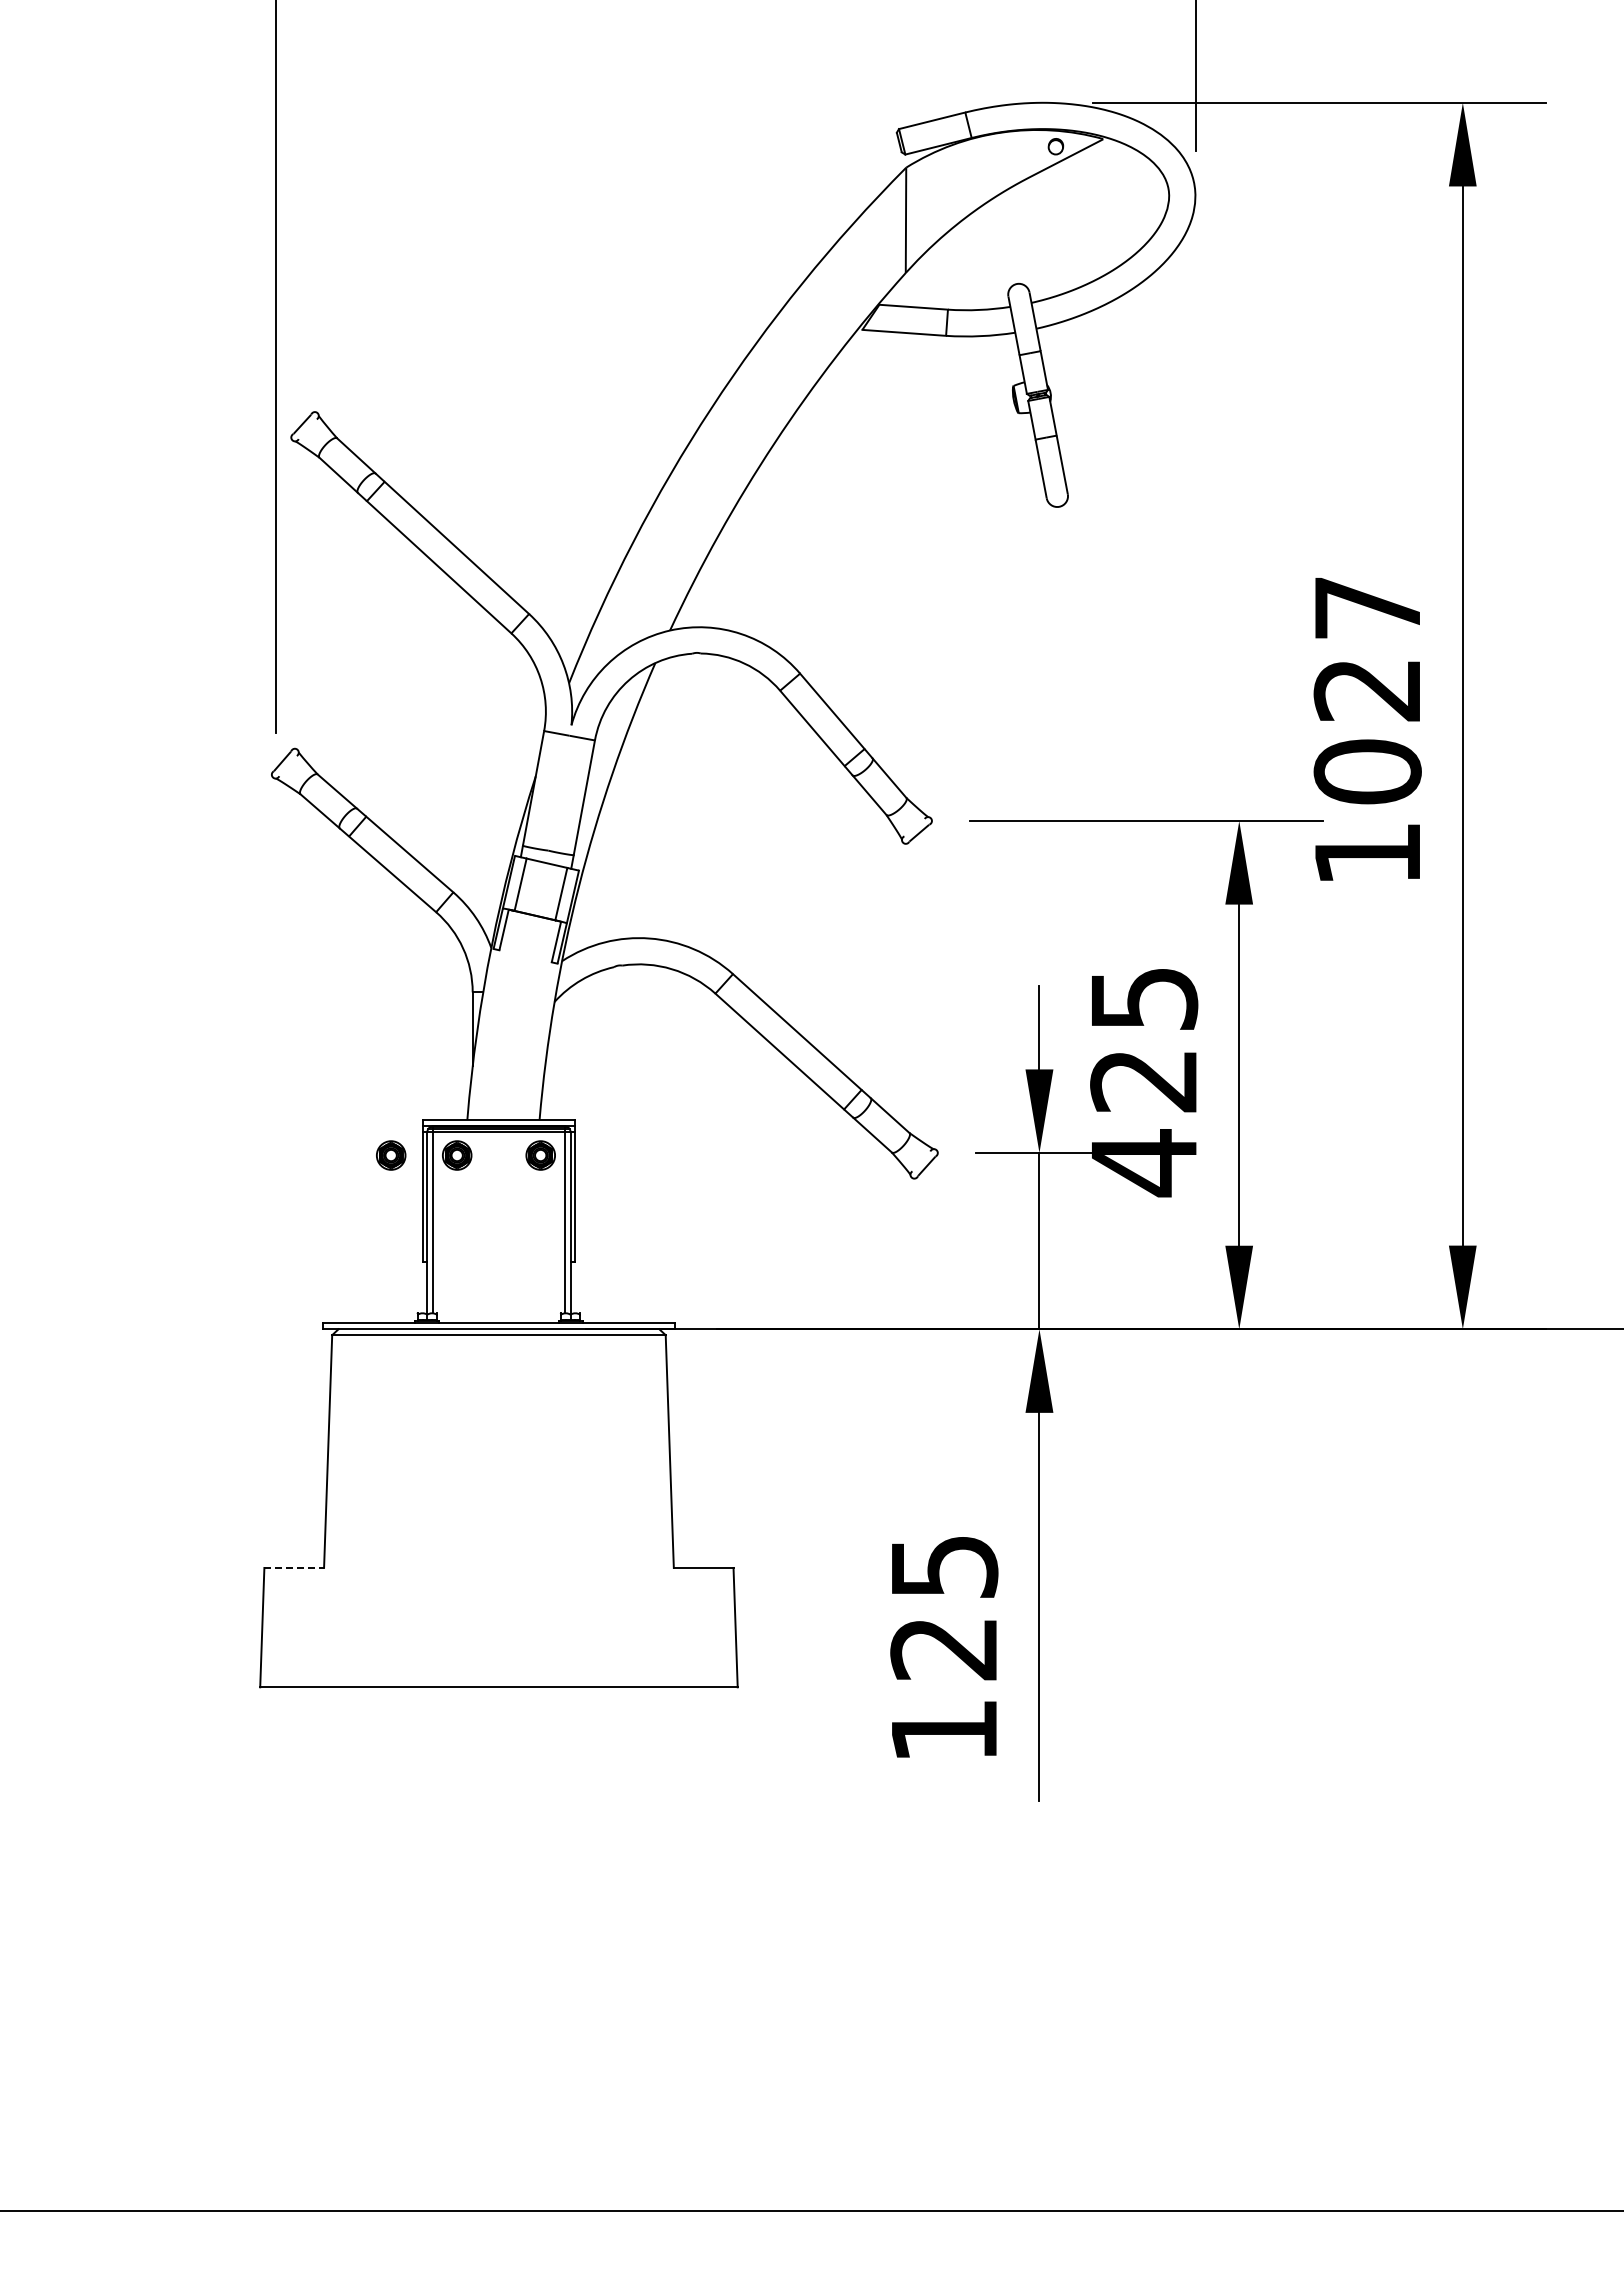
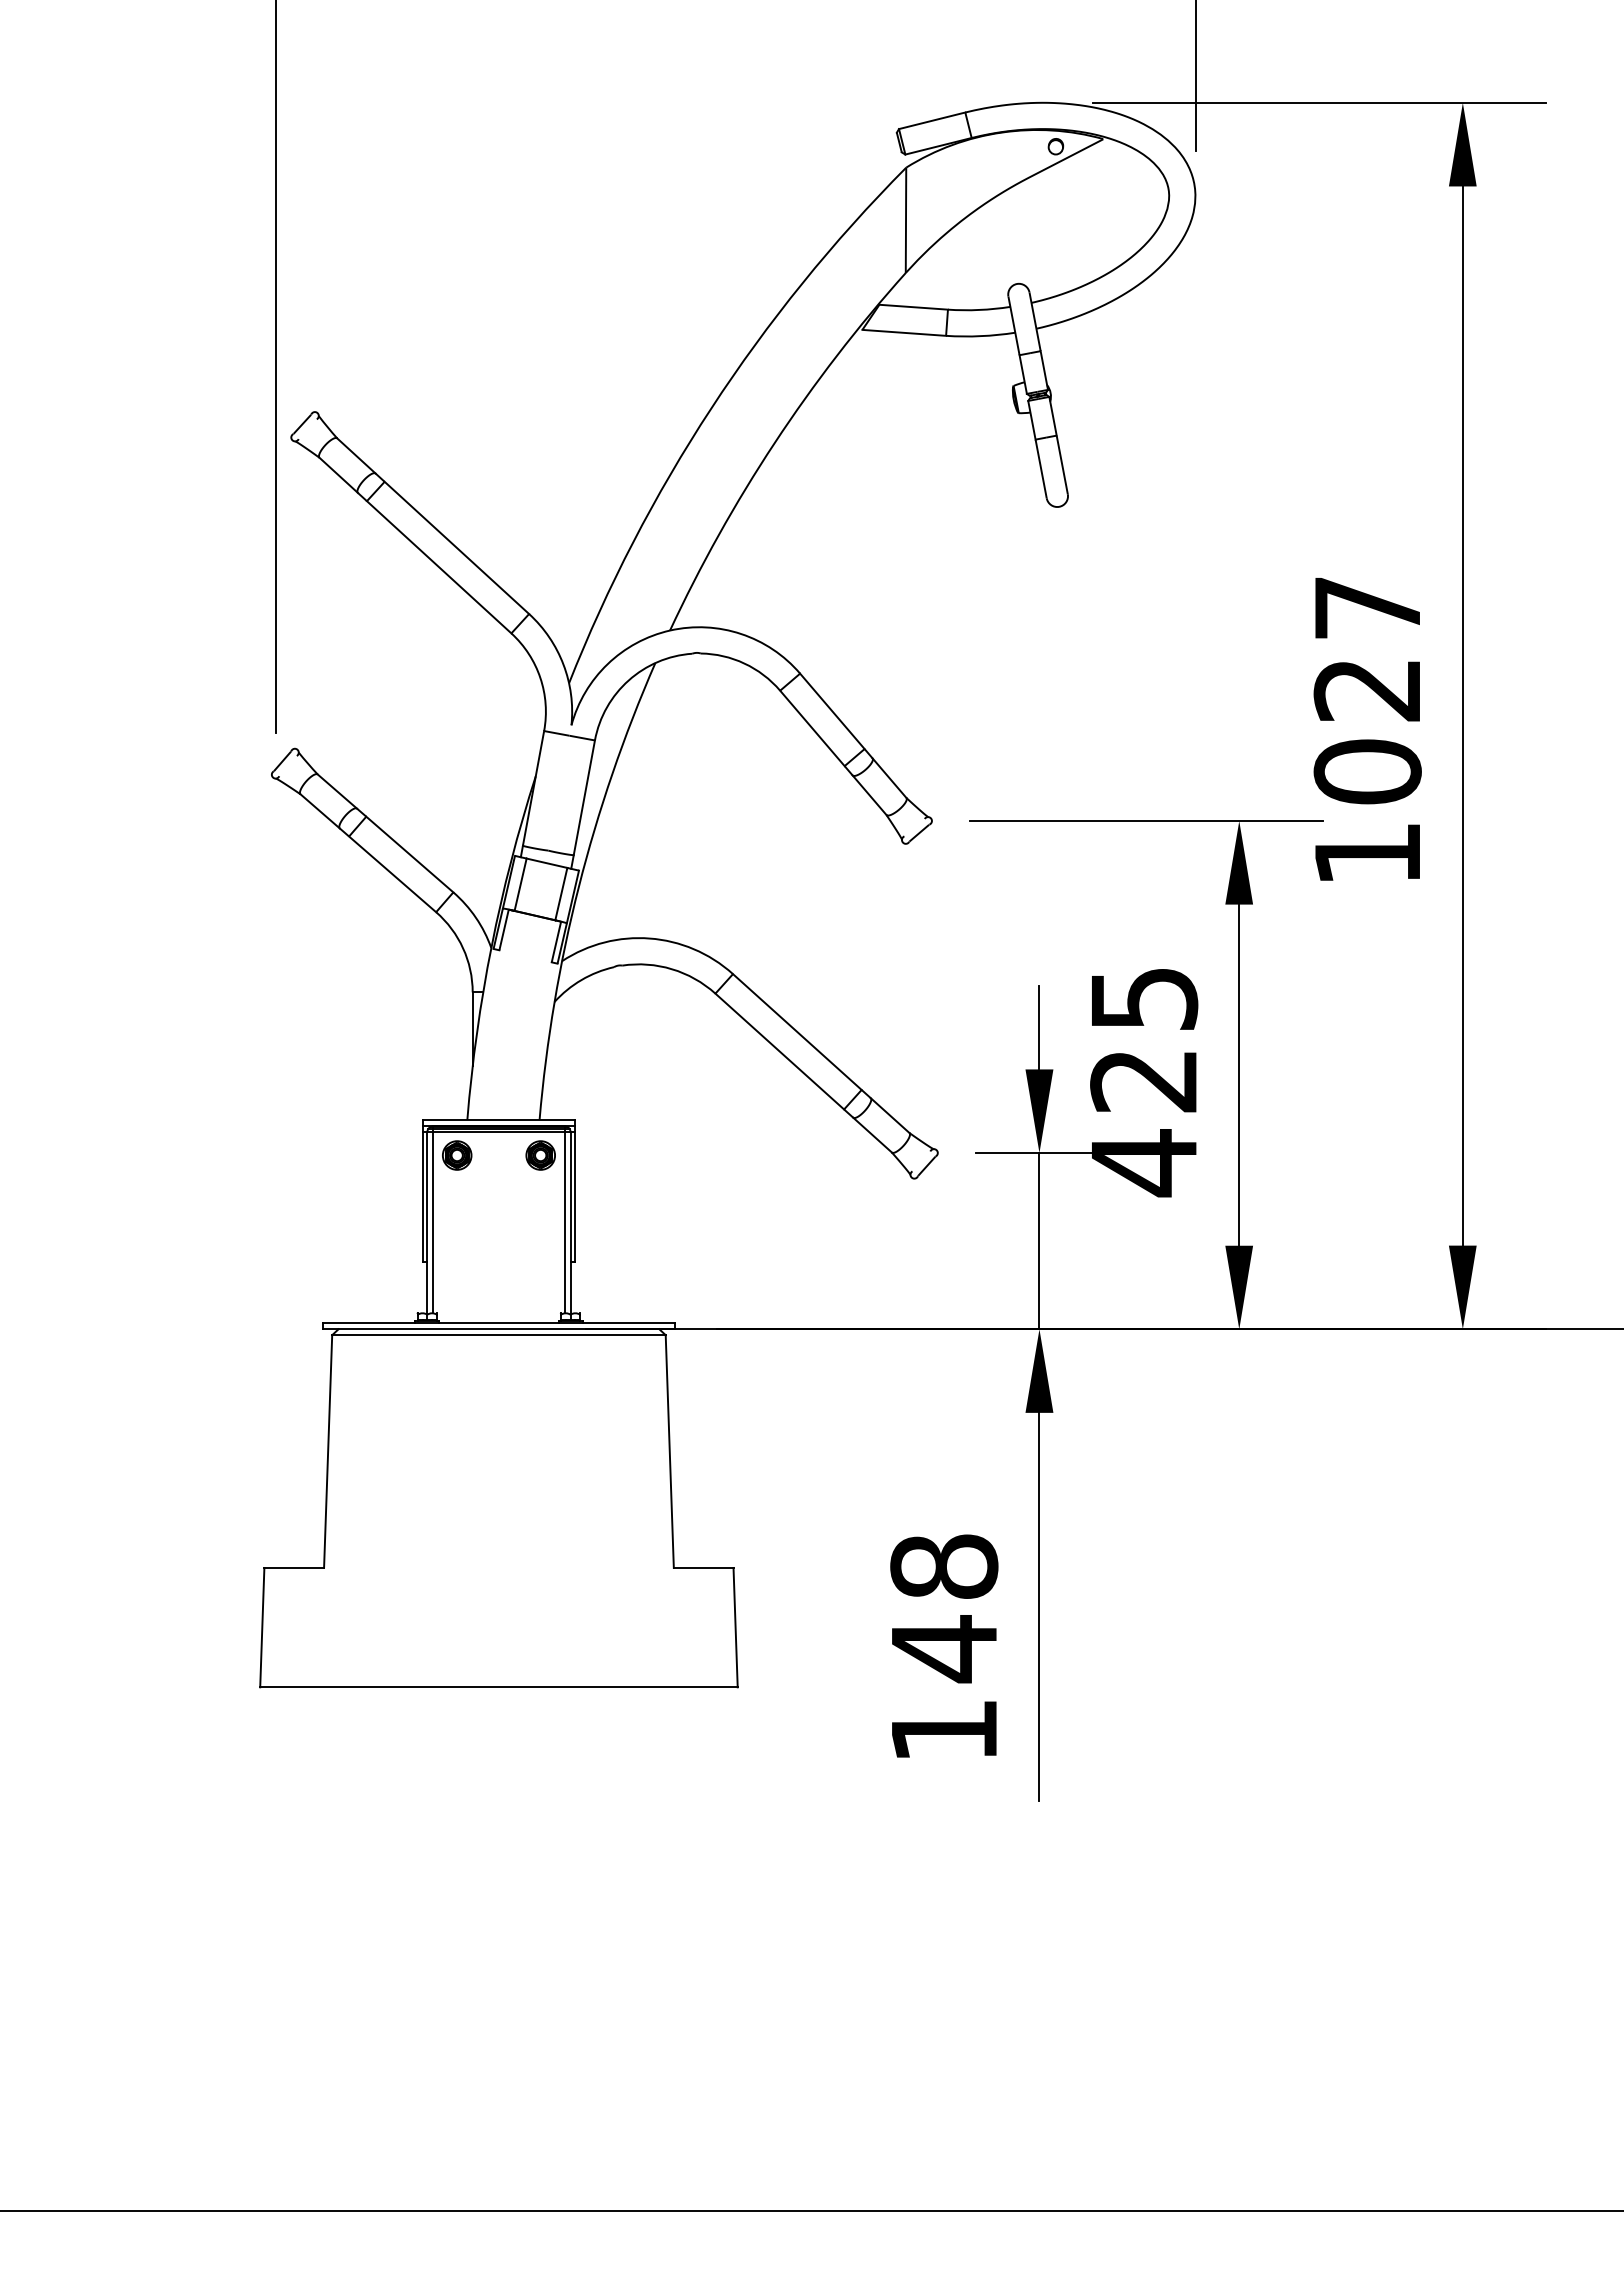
part: present -> none (391, 1155)
line: dashed -> solid (294, 1567)
text: 125 -> 148 (944, 1608)
